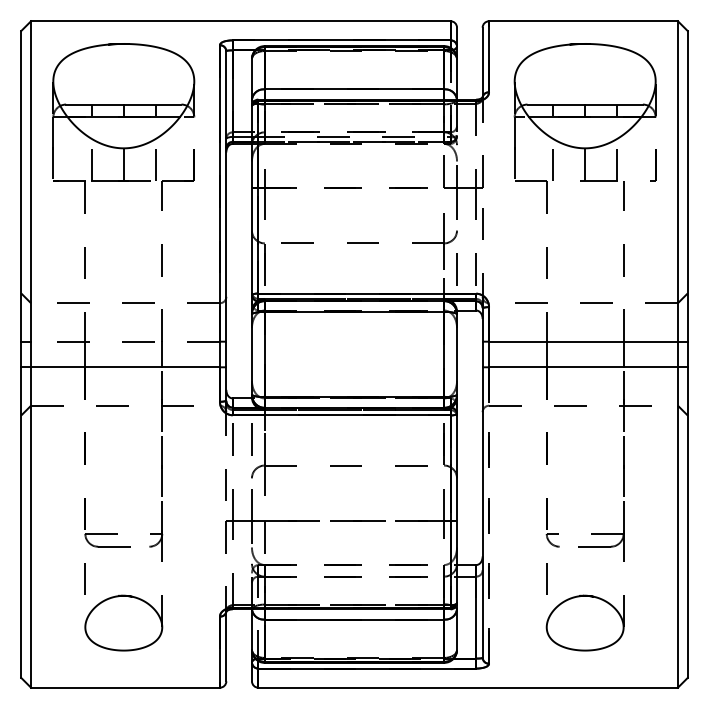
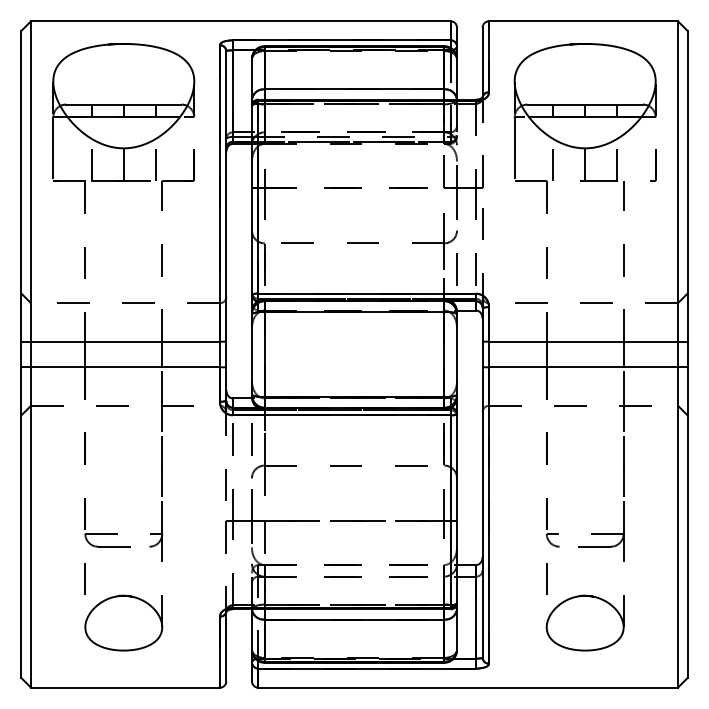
line: dashed -> solid (124, 341)
line: dashed -> solid (489, 516)
